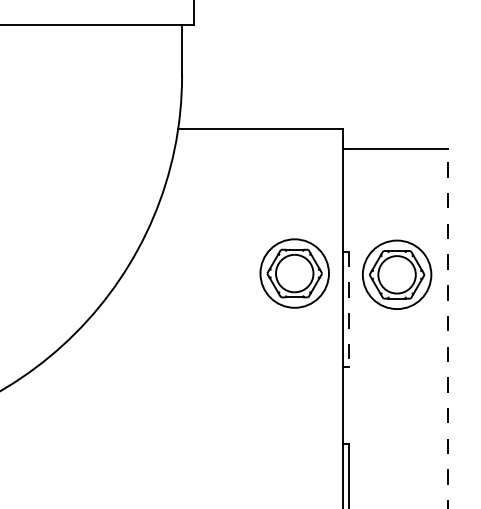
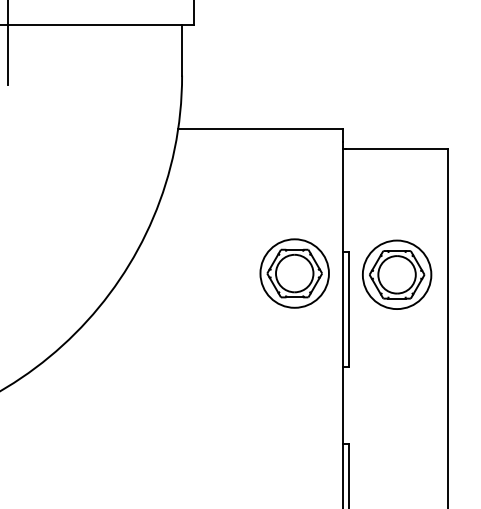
line: none -> present (7, 43)
line: dashed -> solid (349, 309)
line: dashed -> solid (448, 329)
